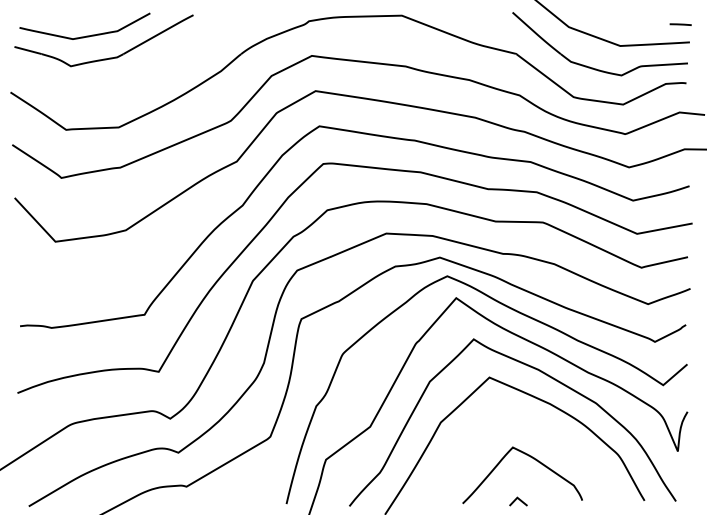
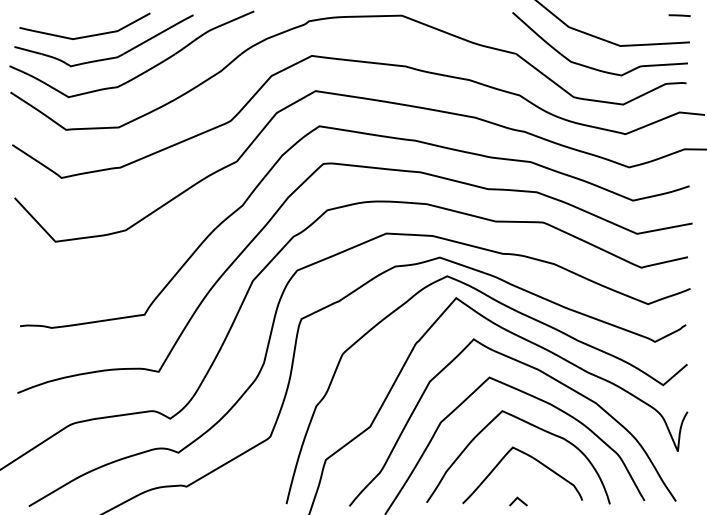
line position: (680, 24) -> (679, 15) (679, 15)
part: none -> present (140, 73)
curve: none -> present (530, 425)
